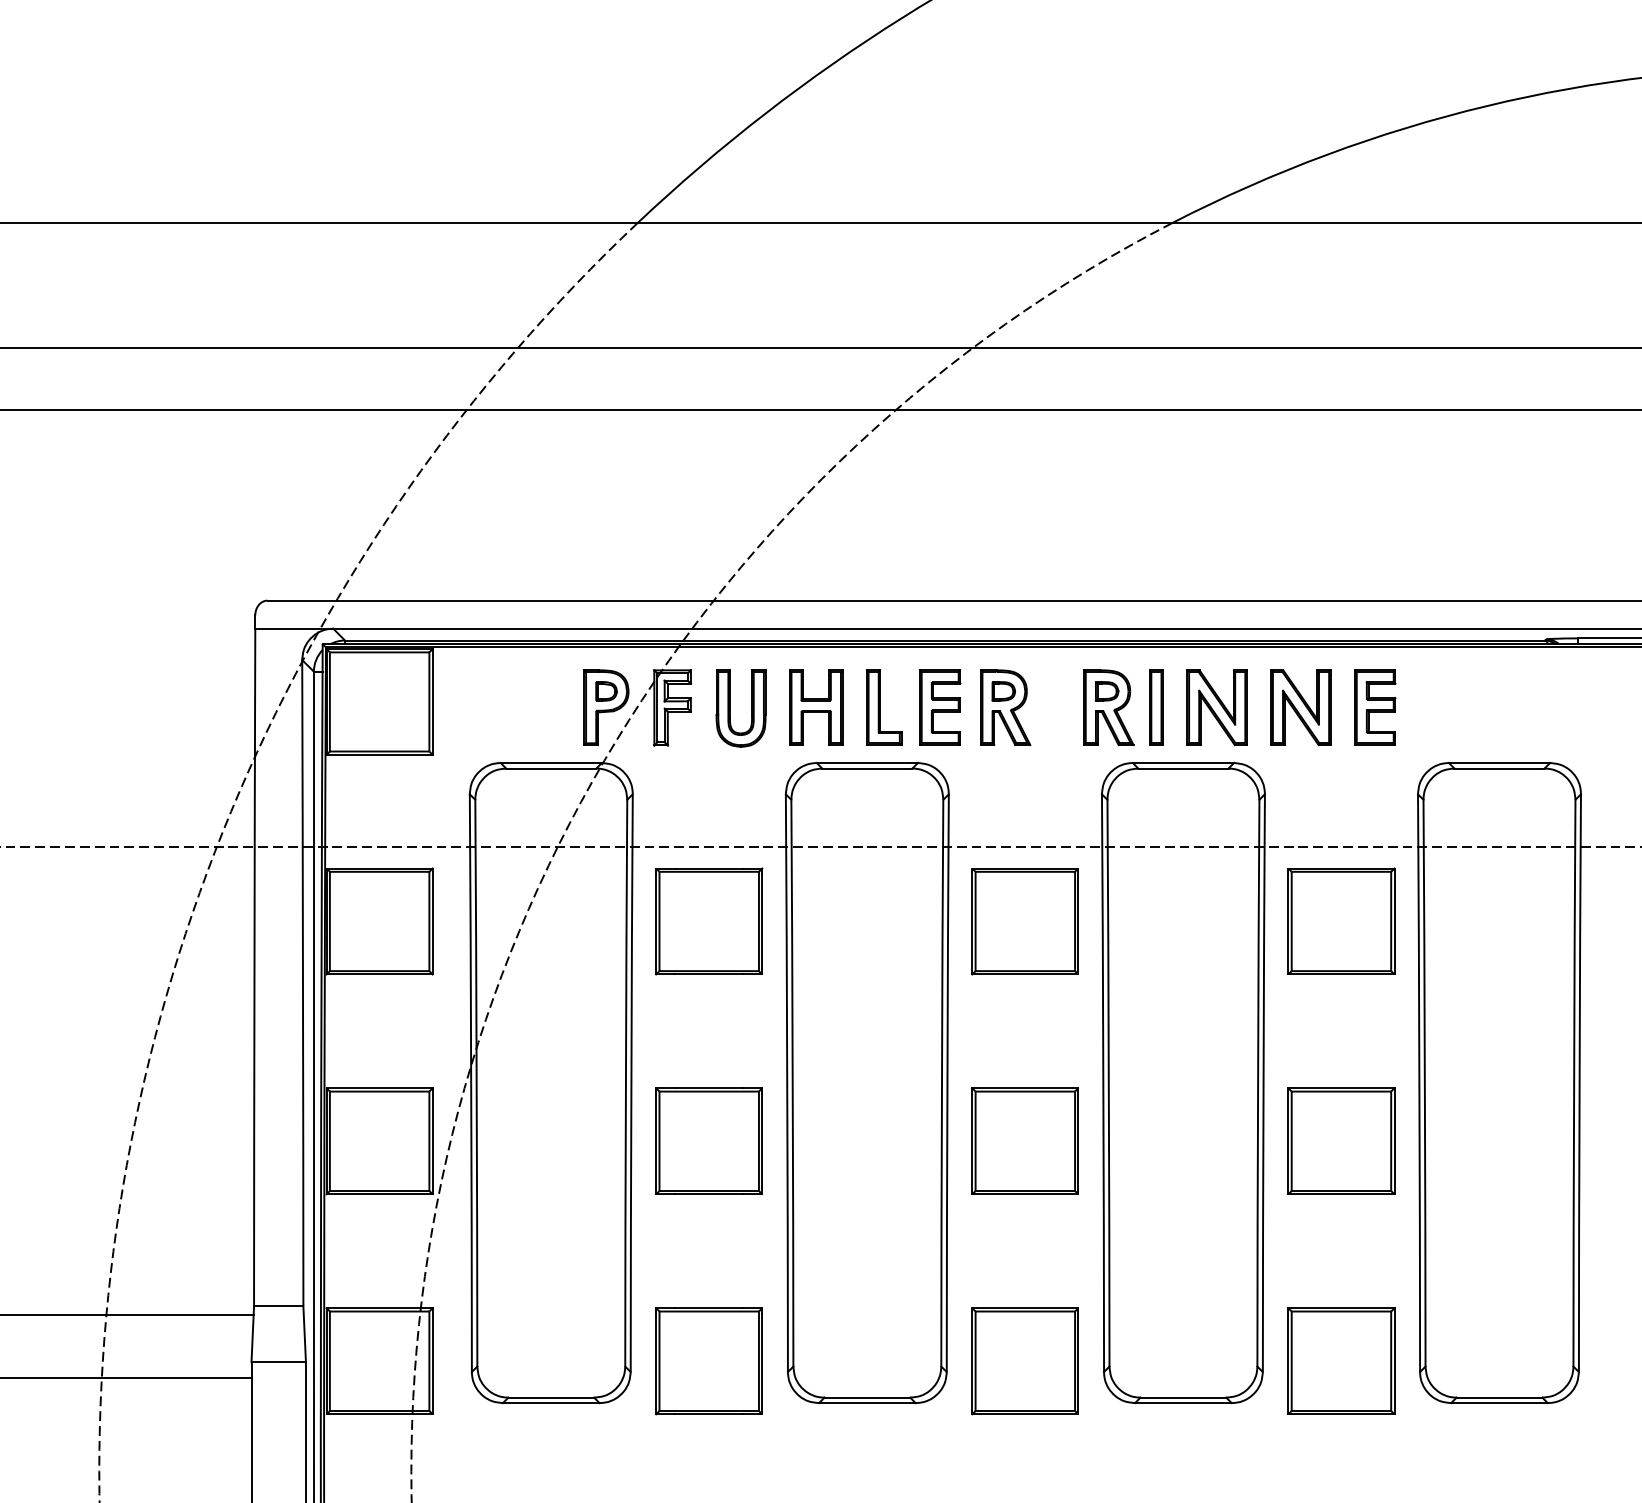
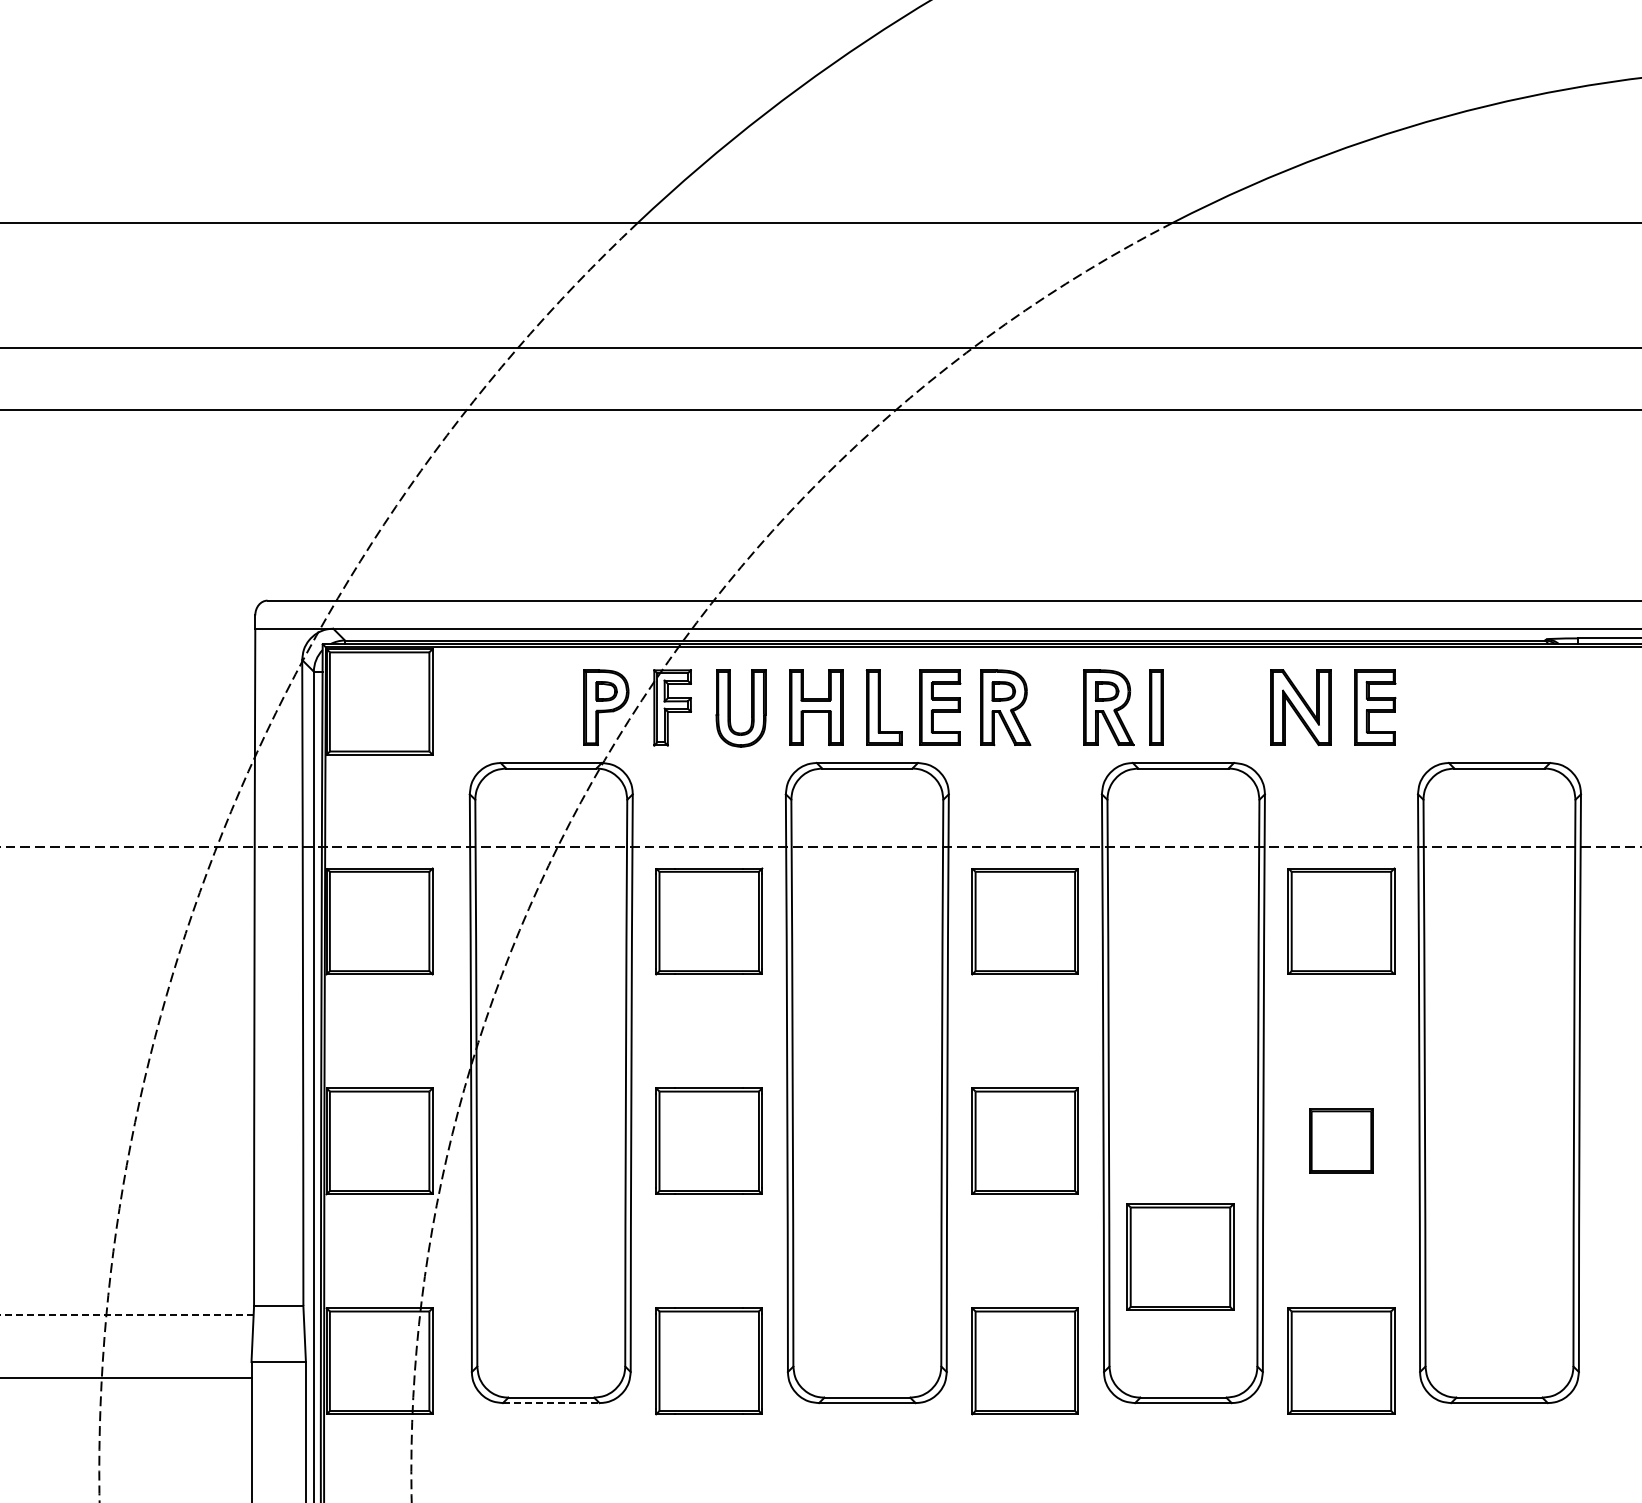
part: present -> none (1216, 707)
part size: 109x108 px -> 65x66 px (1341, 1140)
part: none -> present (1180, 1256)
line: solid -> dashed (126, 1315)
line: solid -> dashed (551, 1403)
